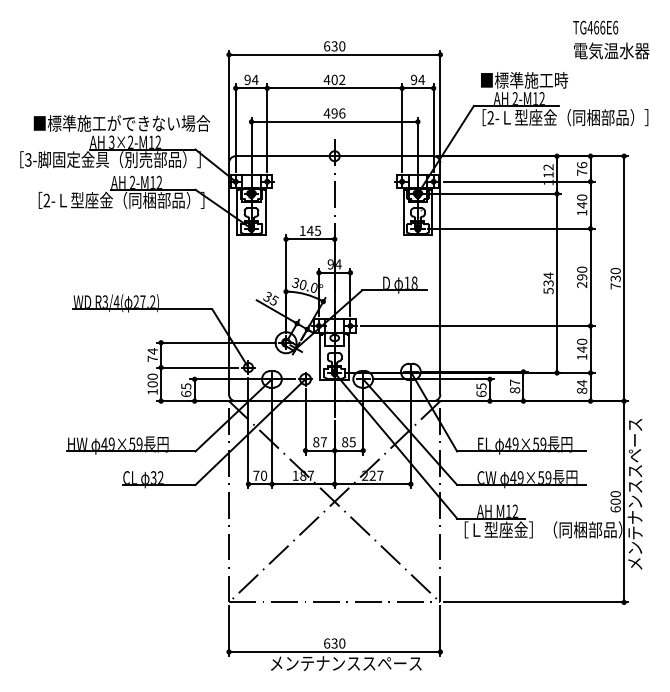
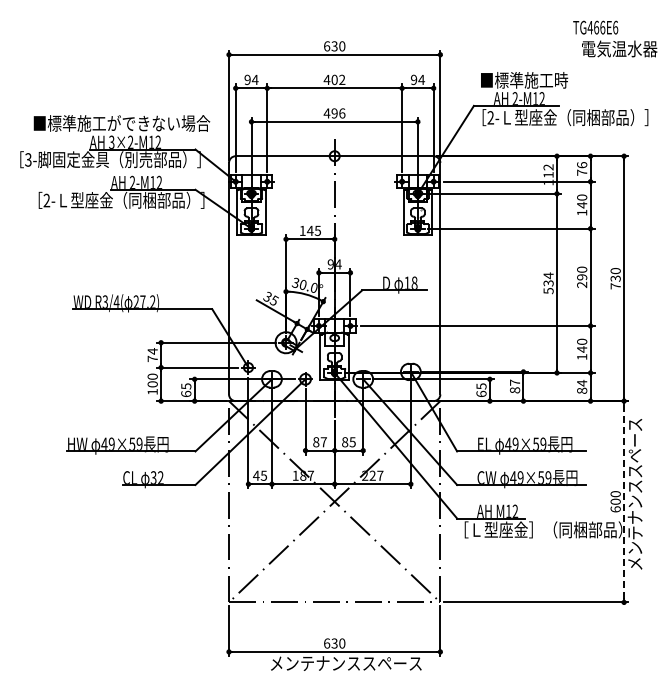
text position: (611, 50) -> (619, 48) (619, 48)
text: 70 -> 45 (260, 475)
line: solid -> dashed (624, 501)
